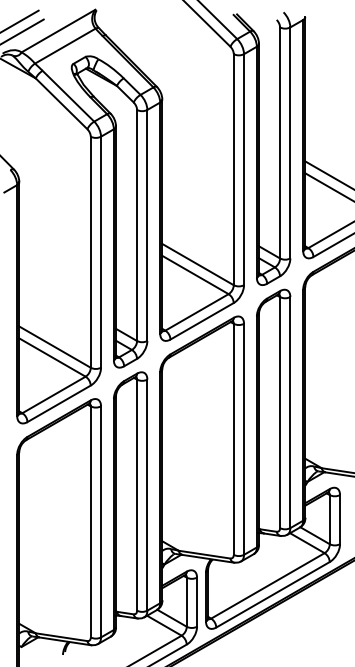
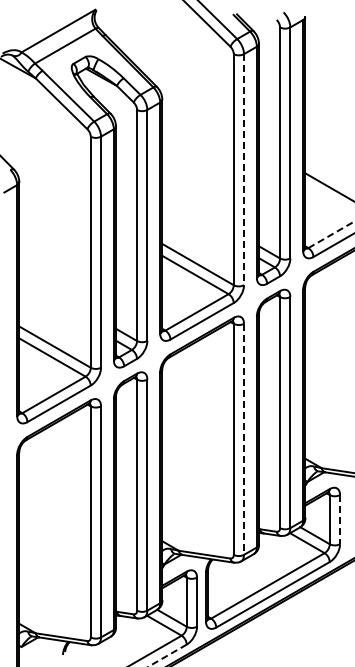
line: present -> none (20, 20)
line: present -> none (22, 31)
line: solid -> dashed (244, 169)
line: present -> none (328, 174)
line: solid -> dashed (331, 234)
line: solid -> dashed (244, 439)
line: solid -> dashed (340, 519)
line: solid -> dashed (167, 655)
